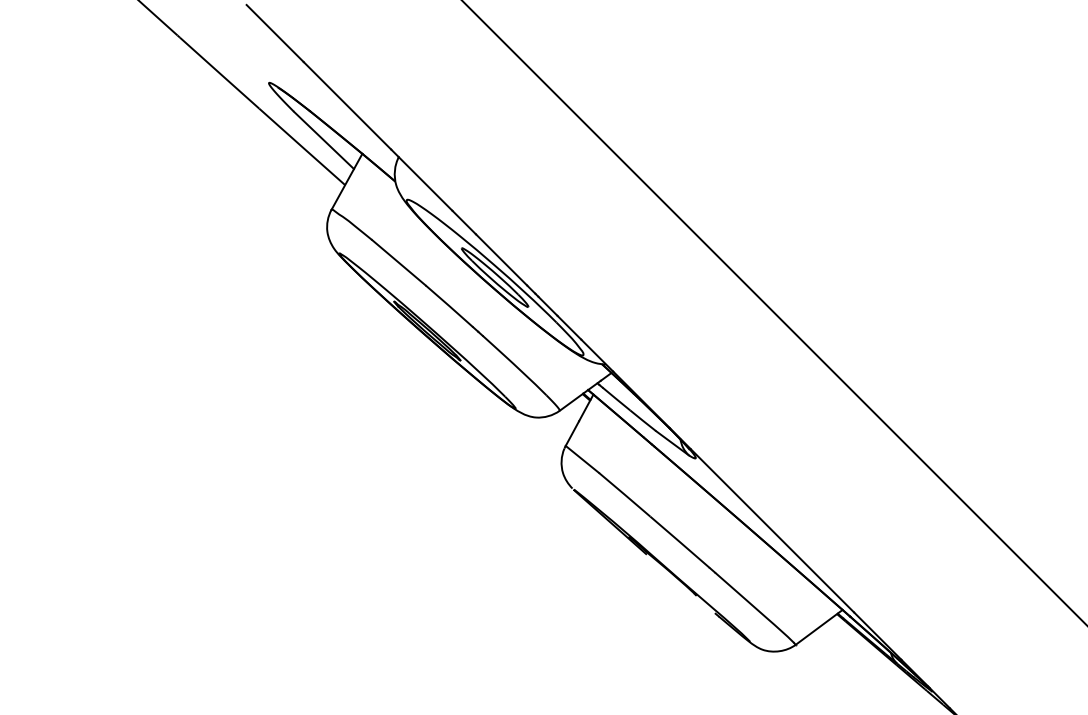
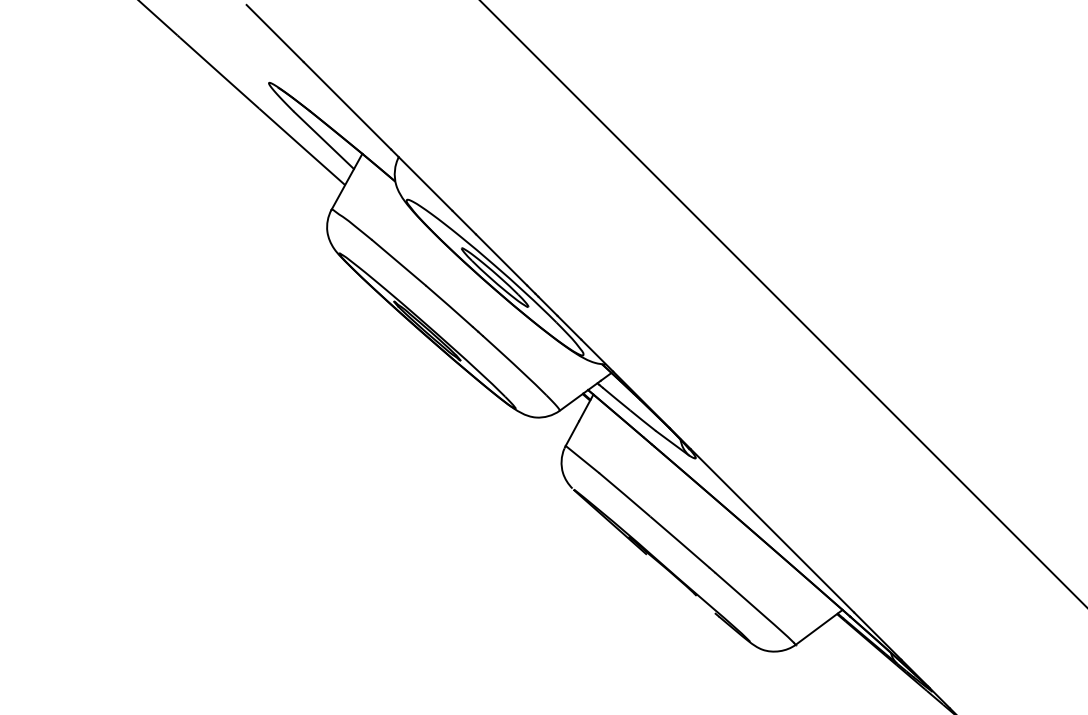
line position: (773, 312) -> (782, 303) (782, 303)
